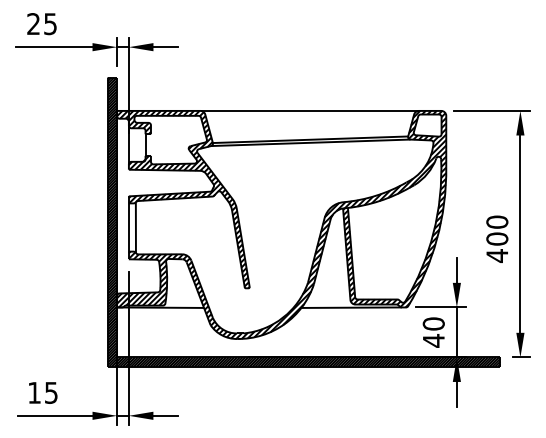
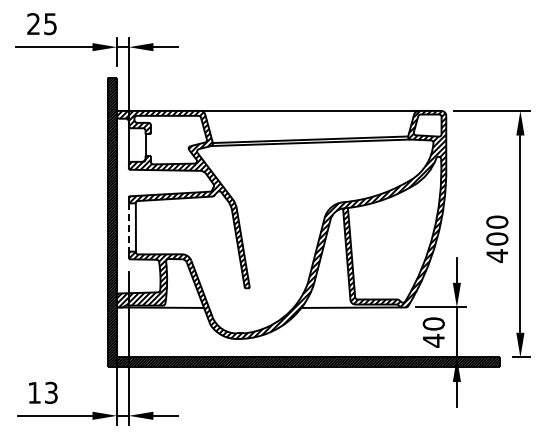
line: solid -> dashed (128, 228)
text: 15 -> 13 (51, 392)
